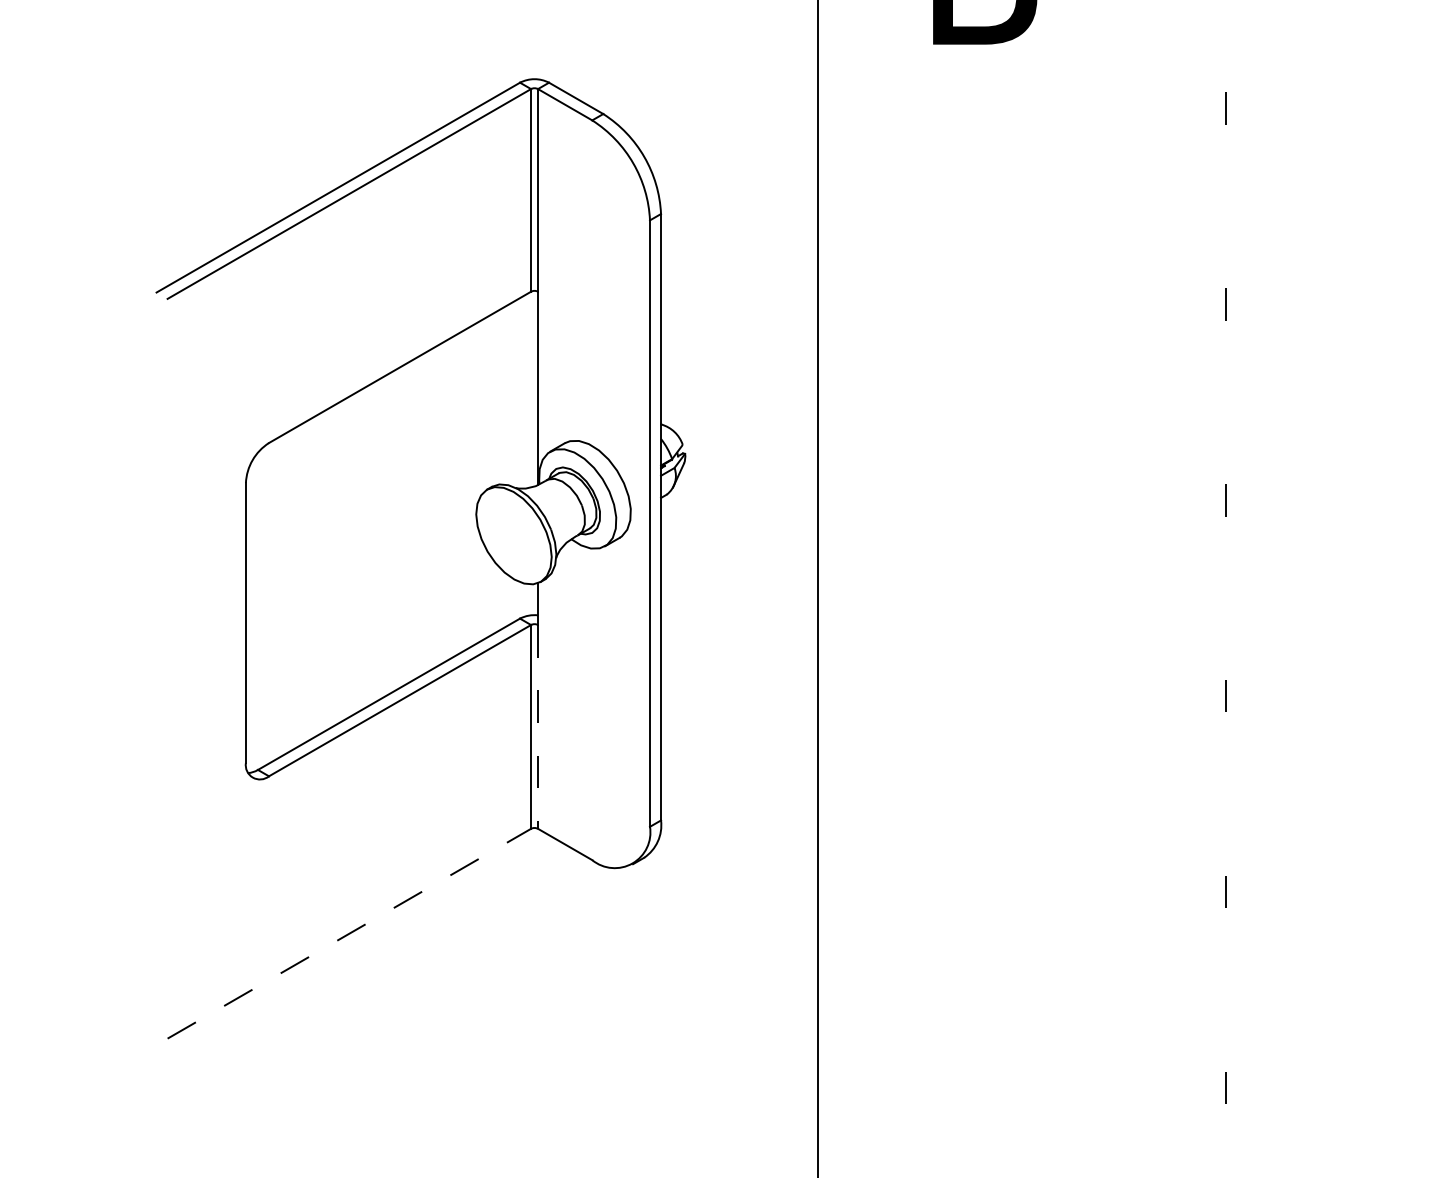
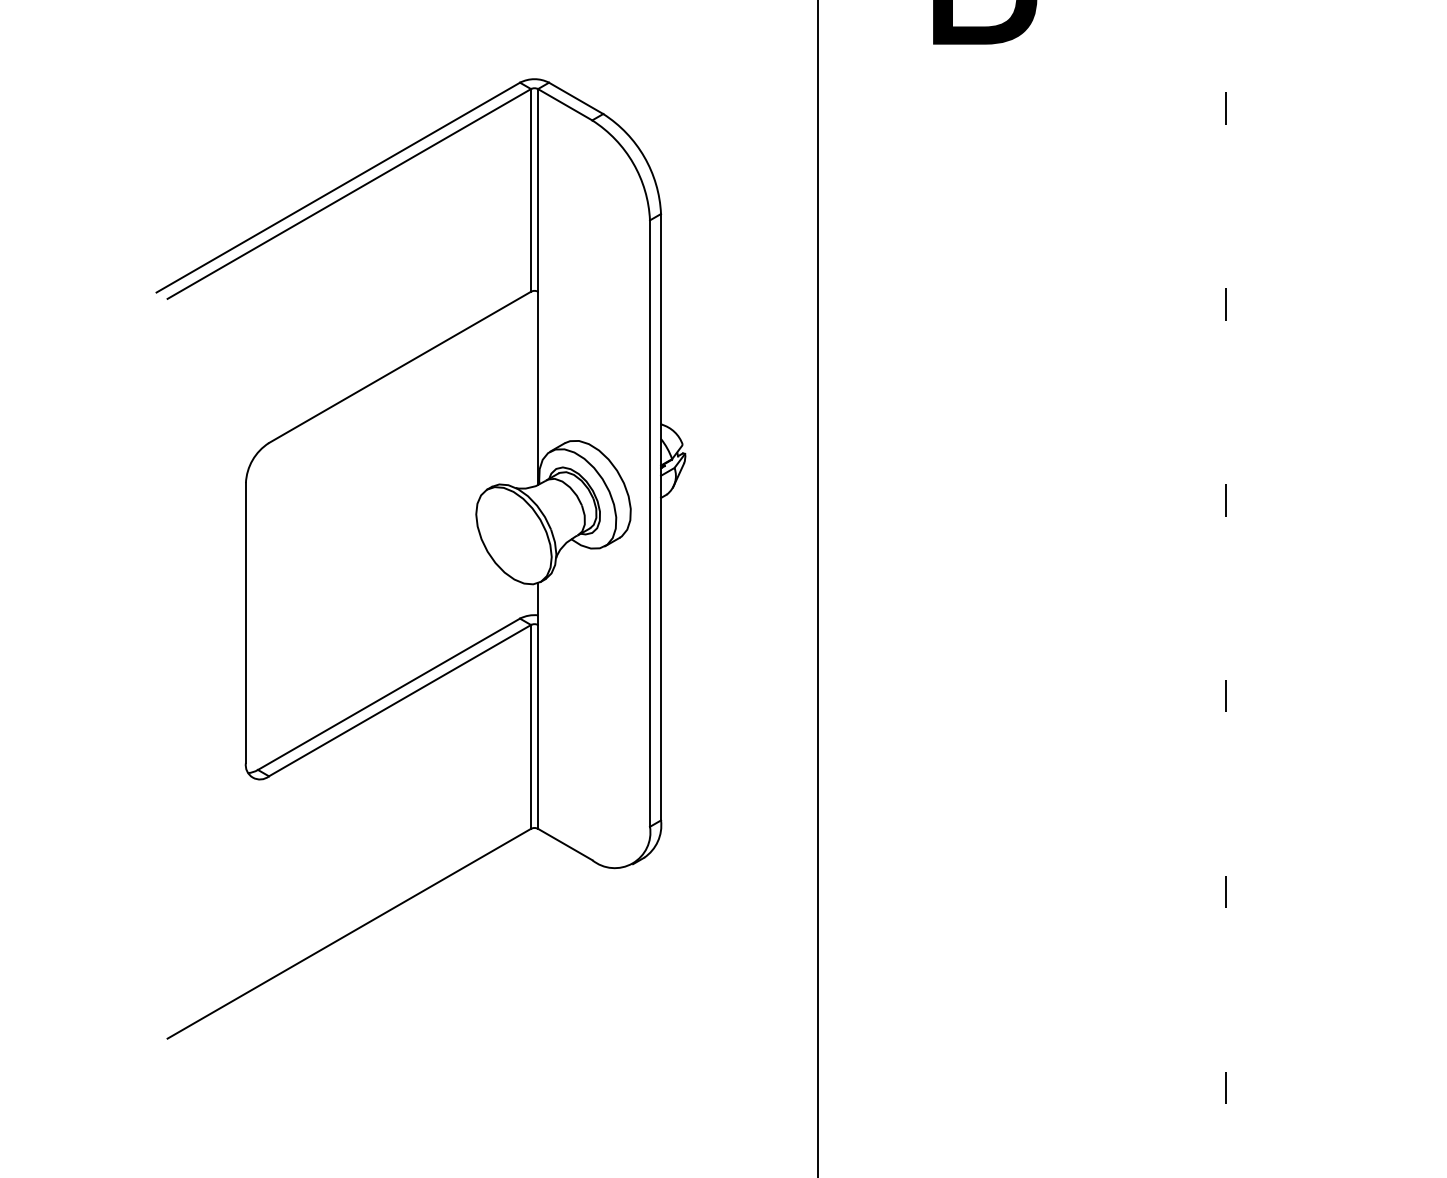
line: dashed -> solid (538, 726)
line: dashed -> solid (349, 933)
